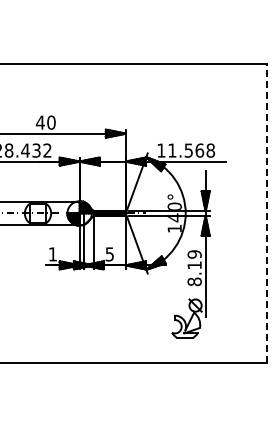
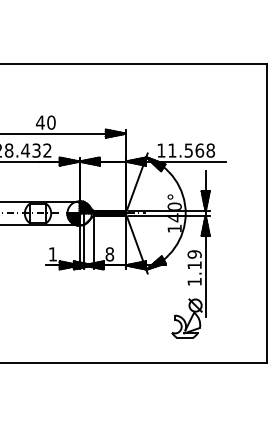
line: dashed -> solid (266, 213)
text: 5 -> 8 (109, 254)
text: 8.19 -> 1.19 (194, 281)
